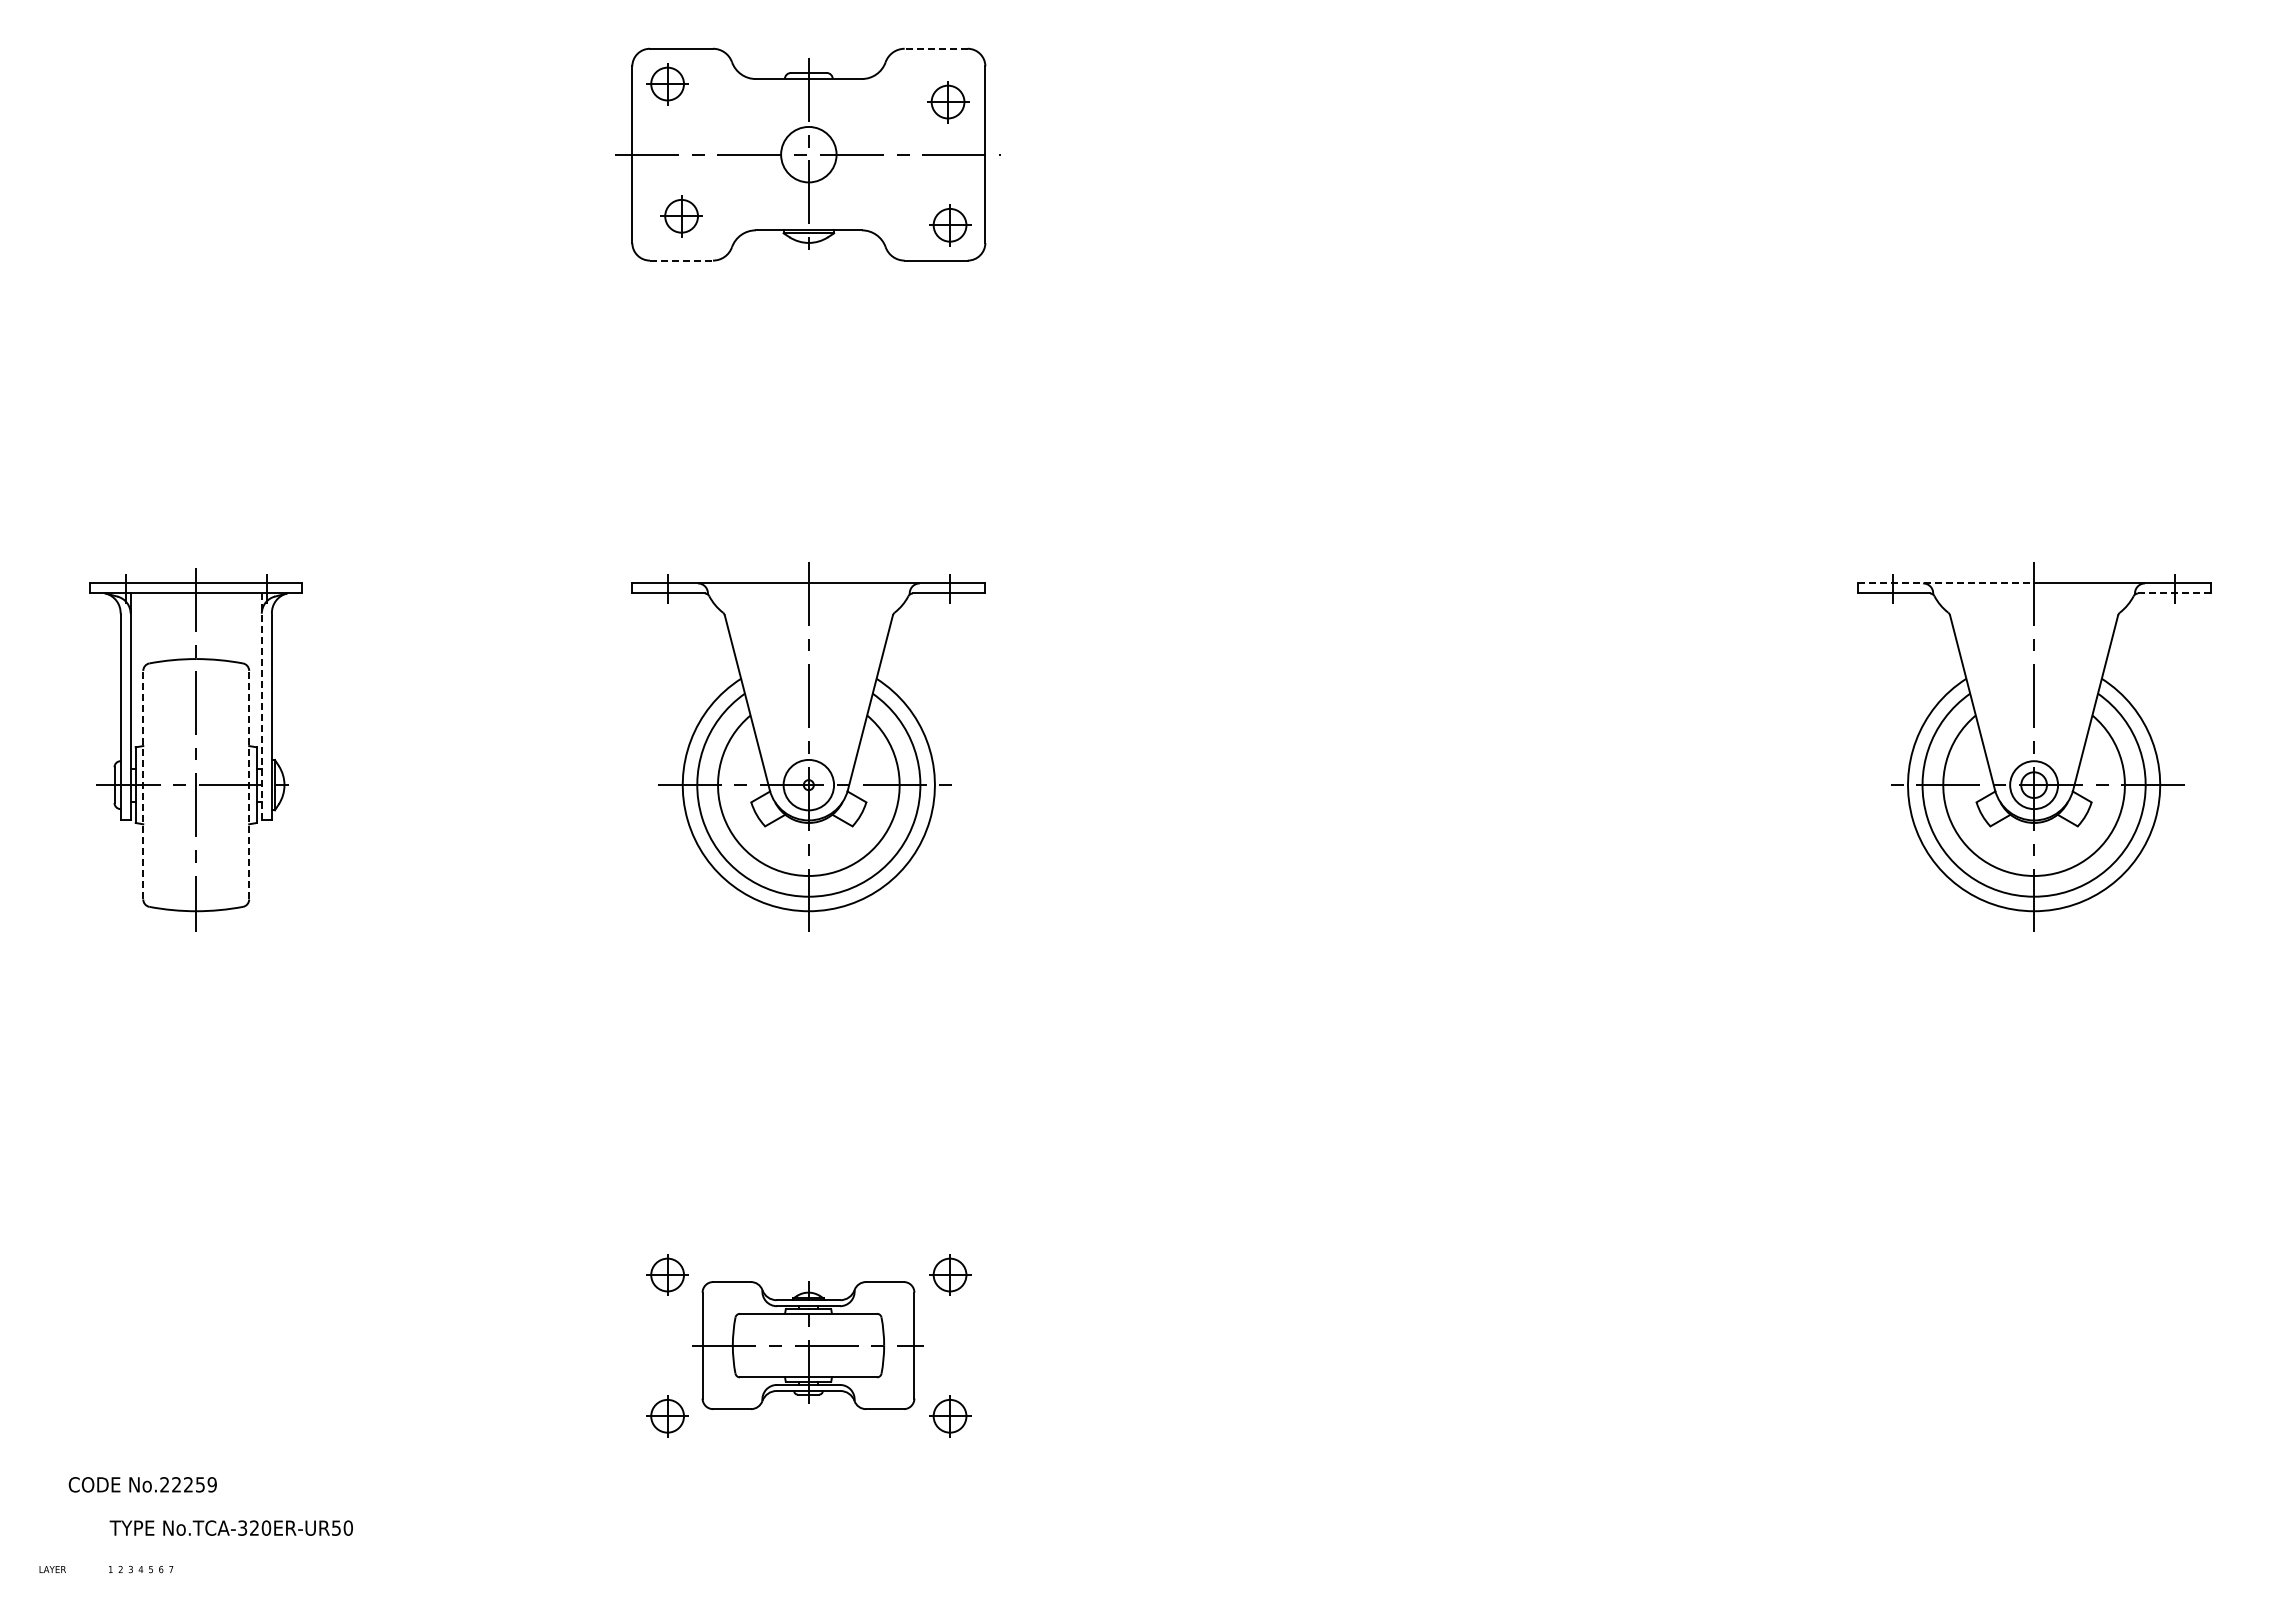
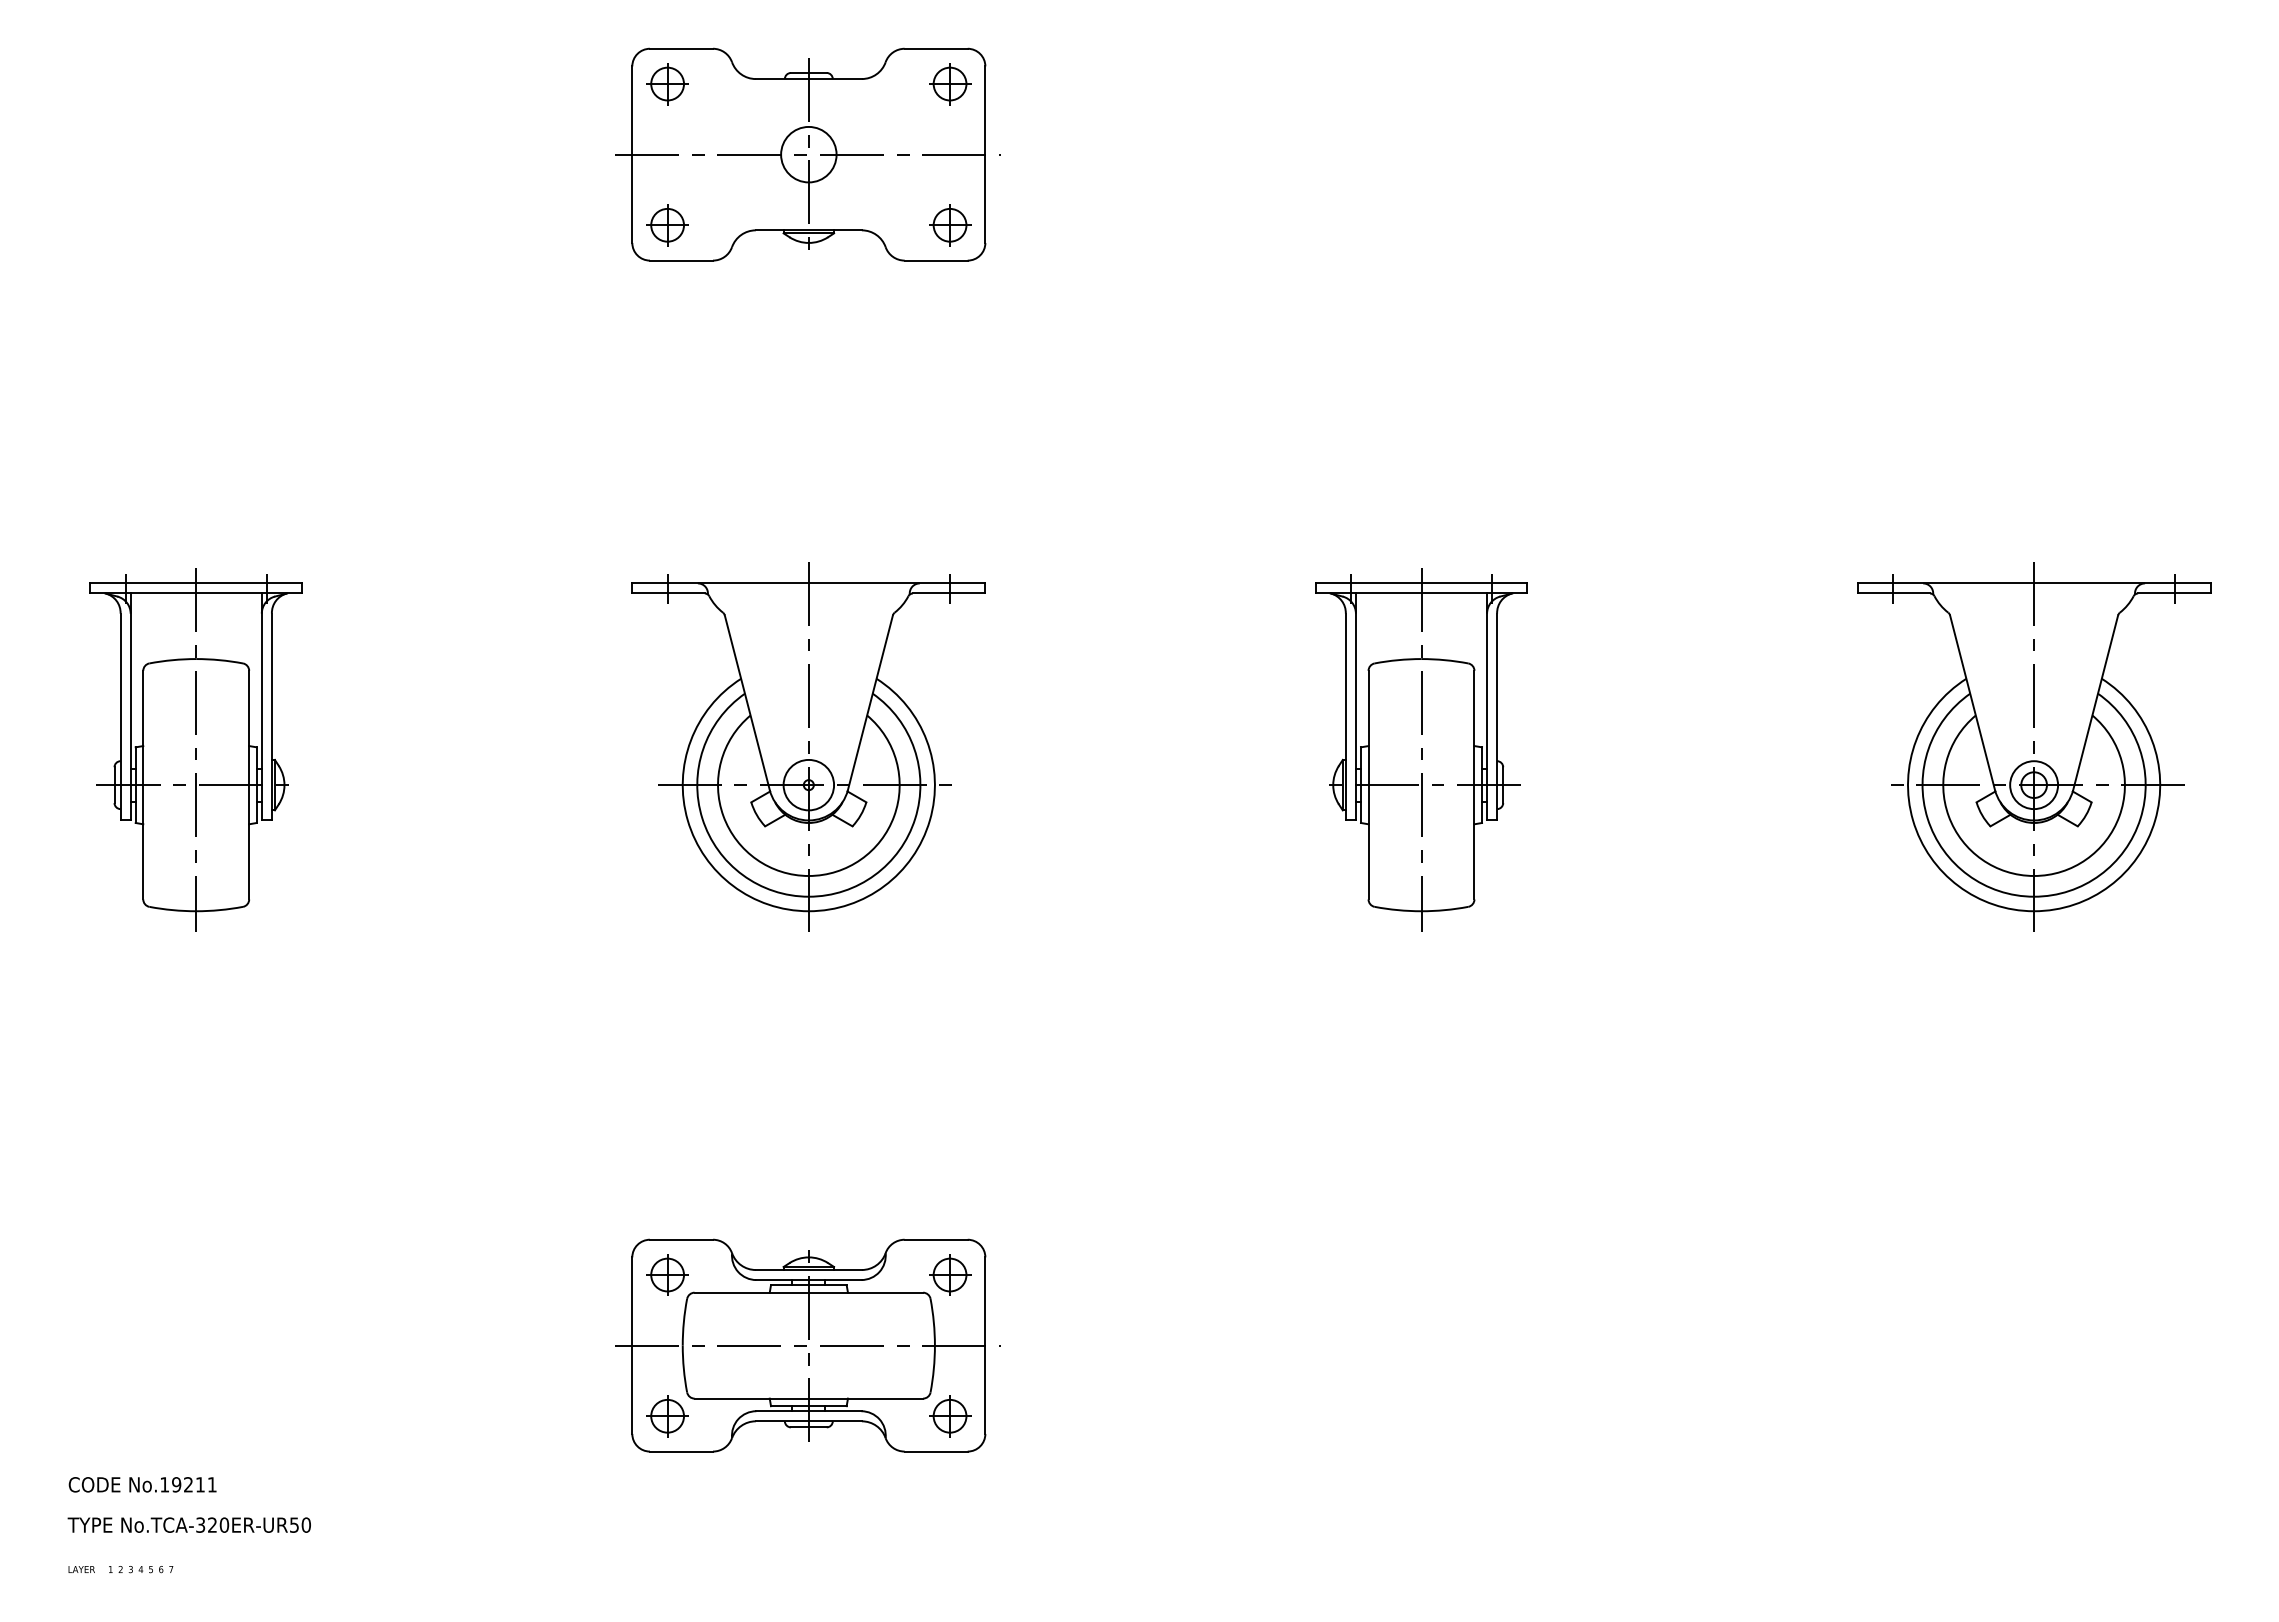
line: dashed -> solid (936, 48)
part position: (948, 102) -> (950, 84) (950, 84)
part position: (681, 216) -> (667, 225) (667, 225)
line: dashed -> solid (681, 260)
line: dashed -> solid (1946, 583)
line: dashed -> solid (2173, 593)
line: dashed -> solid (261, 707)
part: none -> present (1421, 749)
line: dashed -> solid (143, 784)
line: dashed -> solid (249, 784)
part size: 232x129 px -> 386x215 px (807, 1345)
text: No.22259 -> No.19211 (188, 1484)
text position: (230, 1527) -> (188, 1524) (188, 1524)
text position: (52, 1569) -> (81, 1569) (81, 1569)
